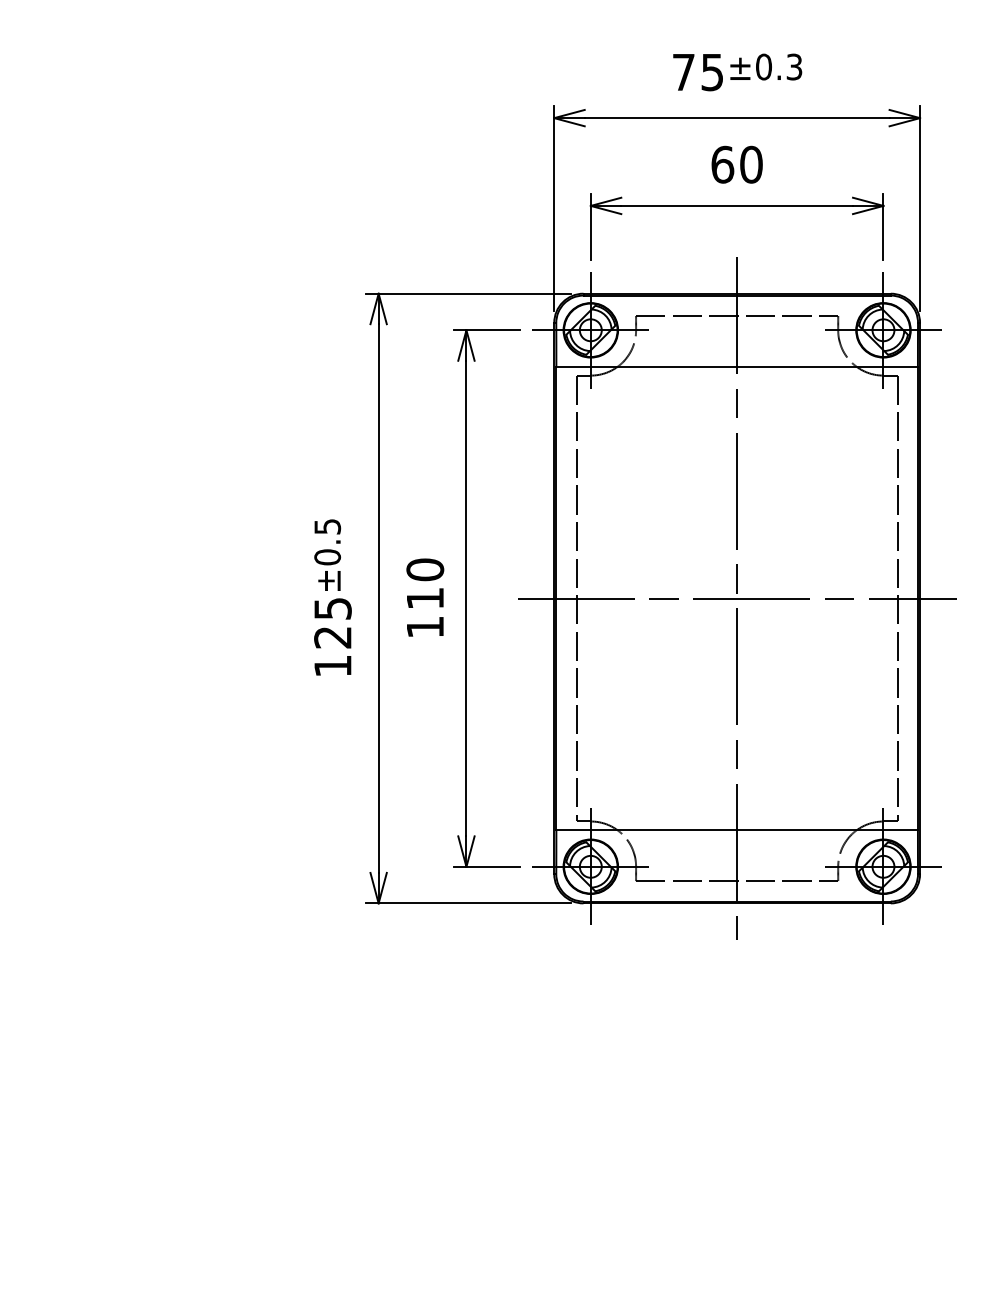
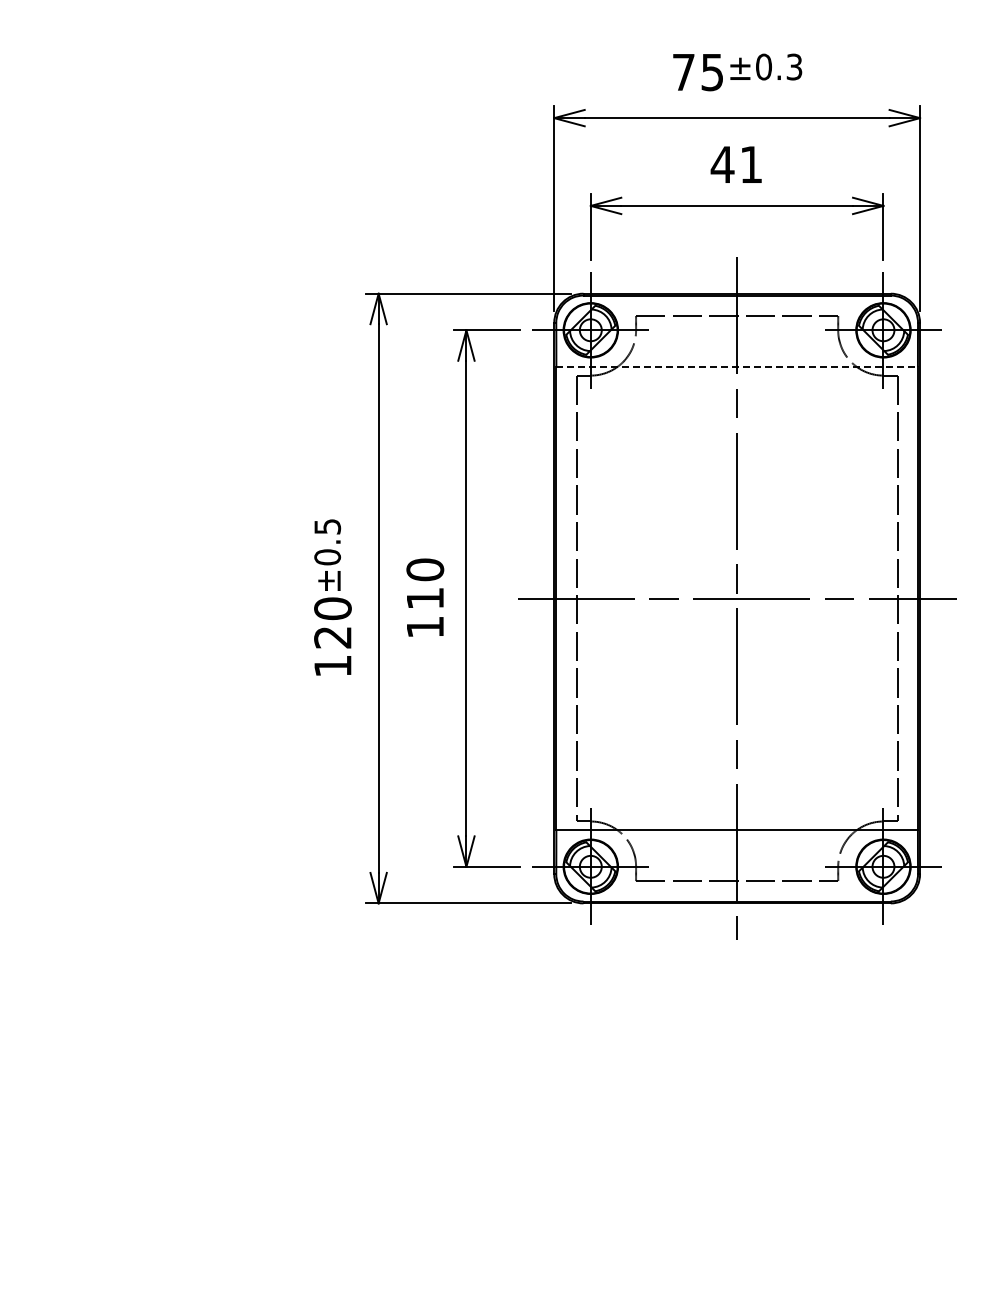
text: 60 -> 41 (736, 164)
line: solid -> dashed (737, 366)
text: 125 -> 120 (332, 608)
